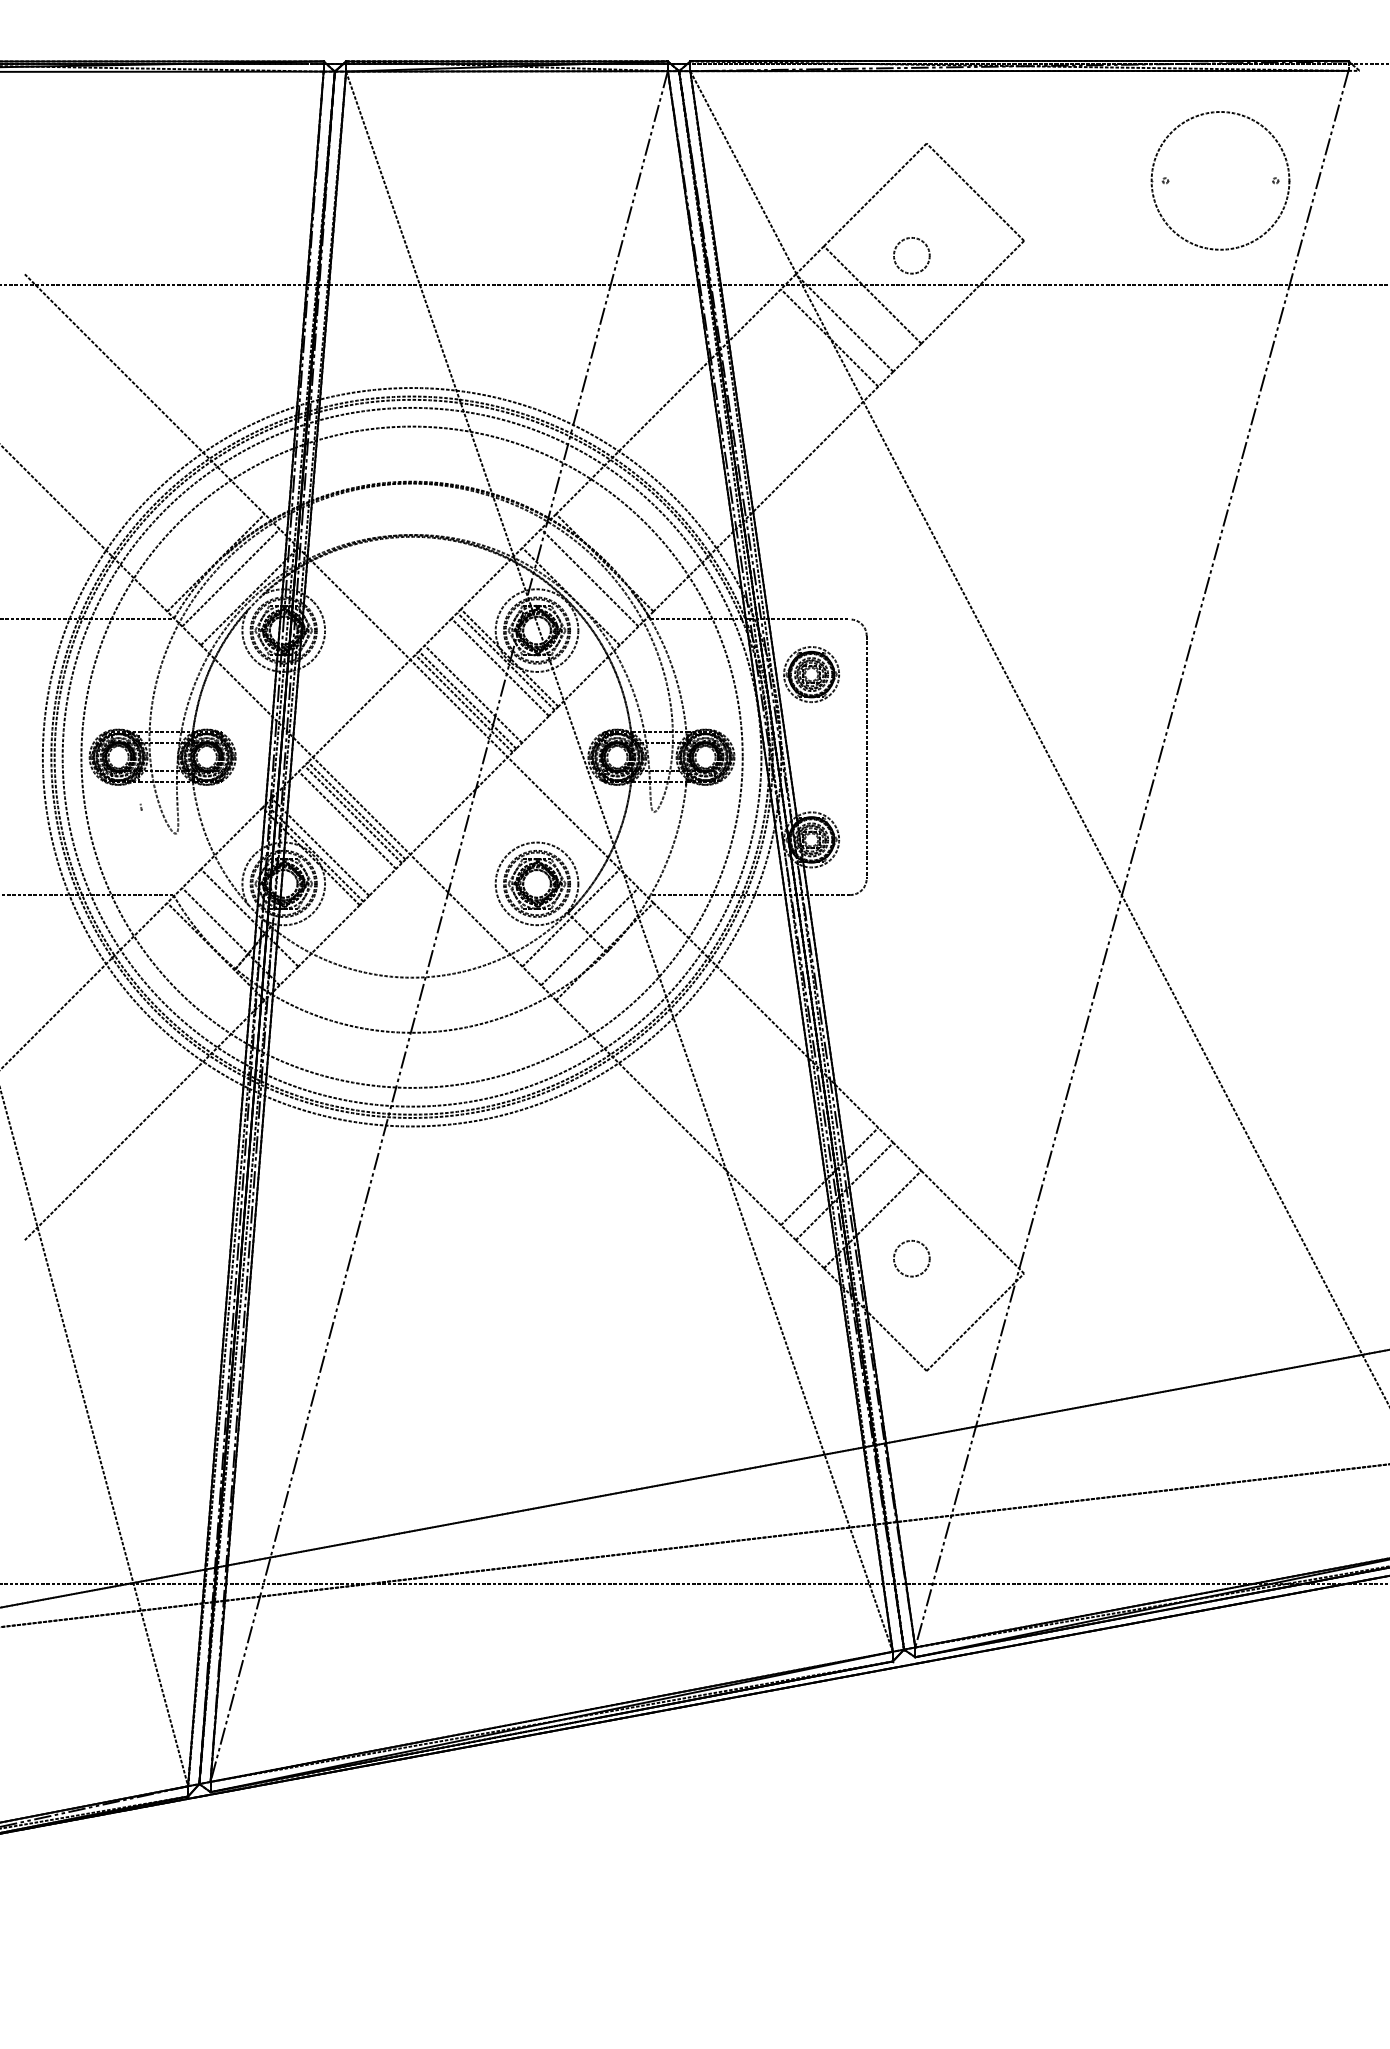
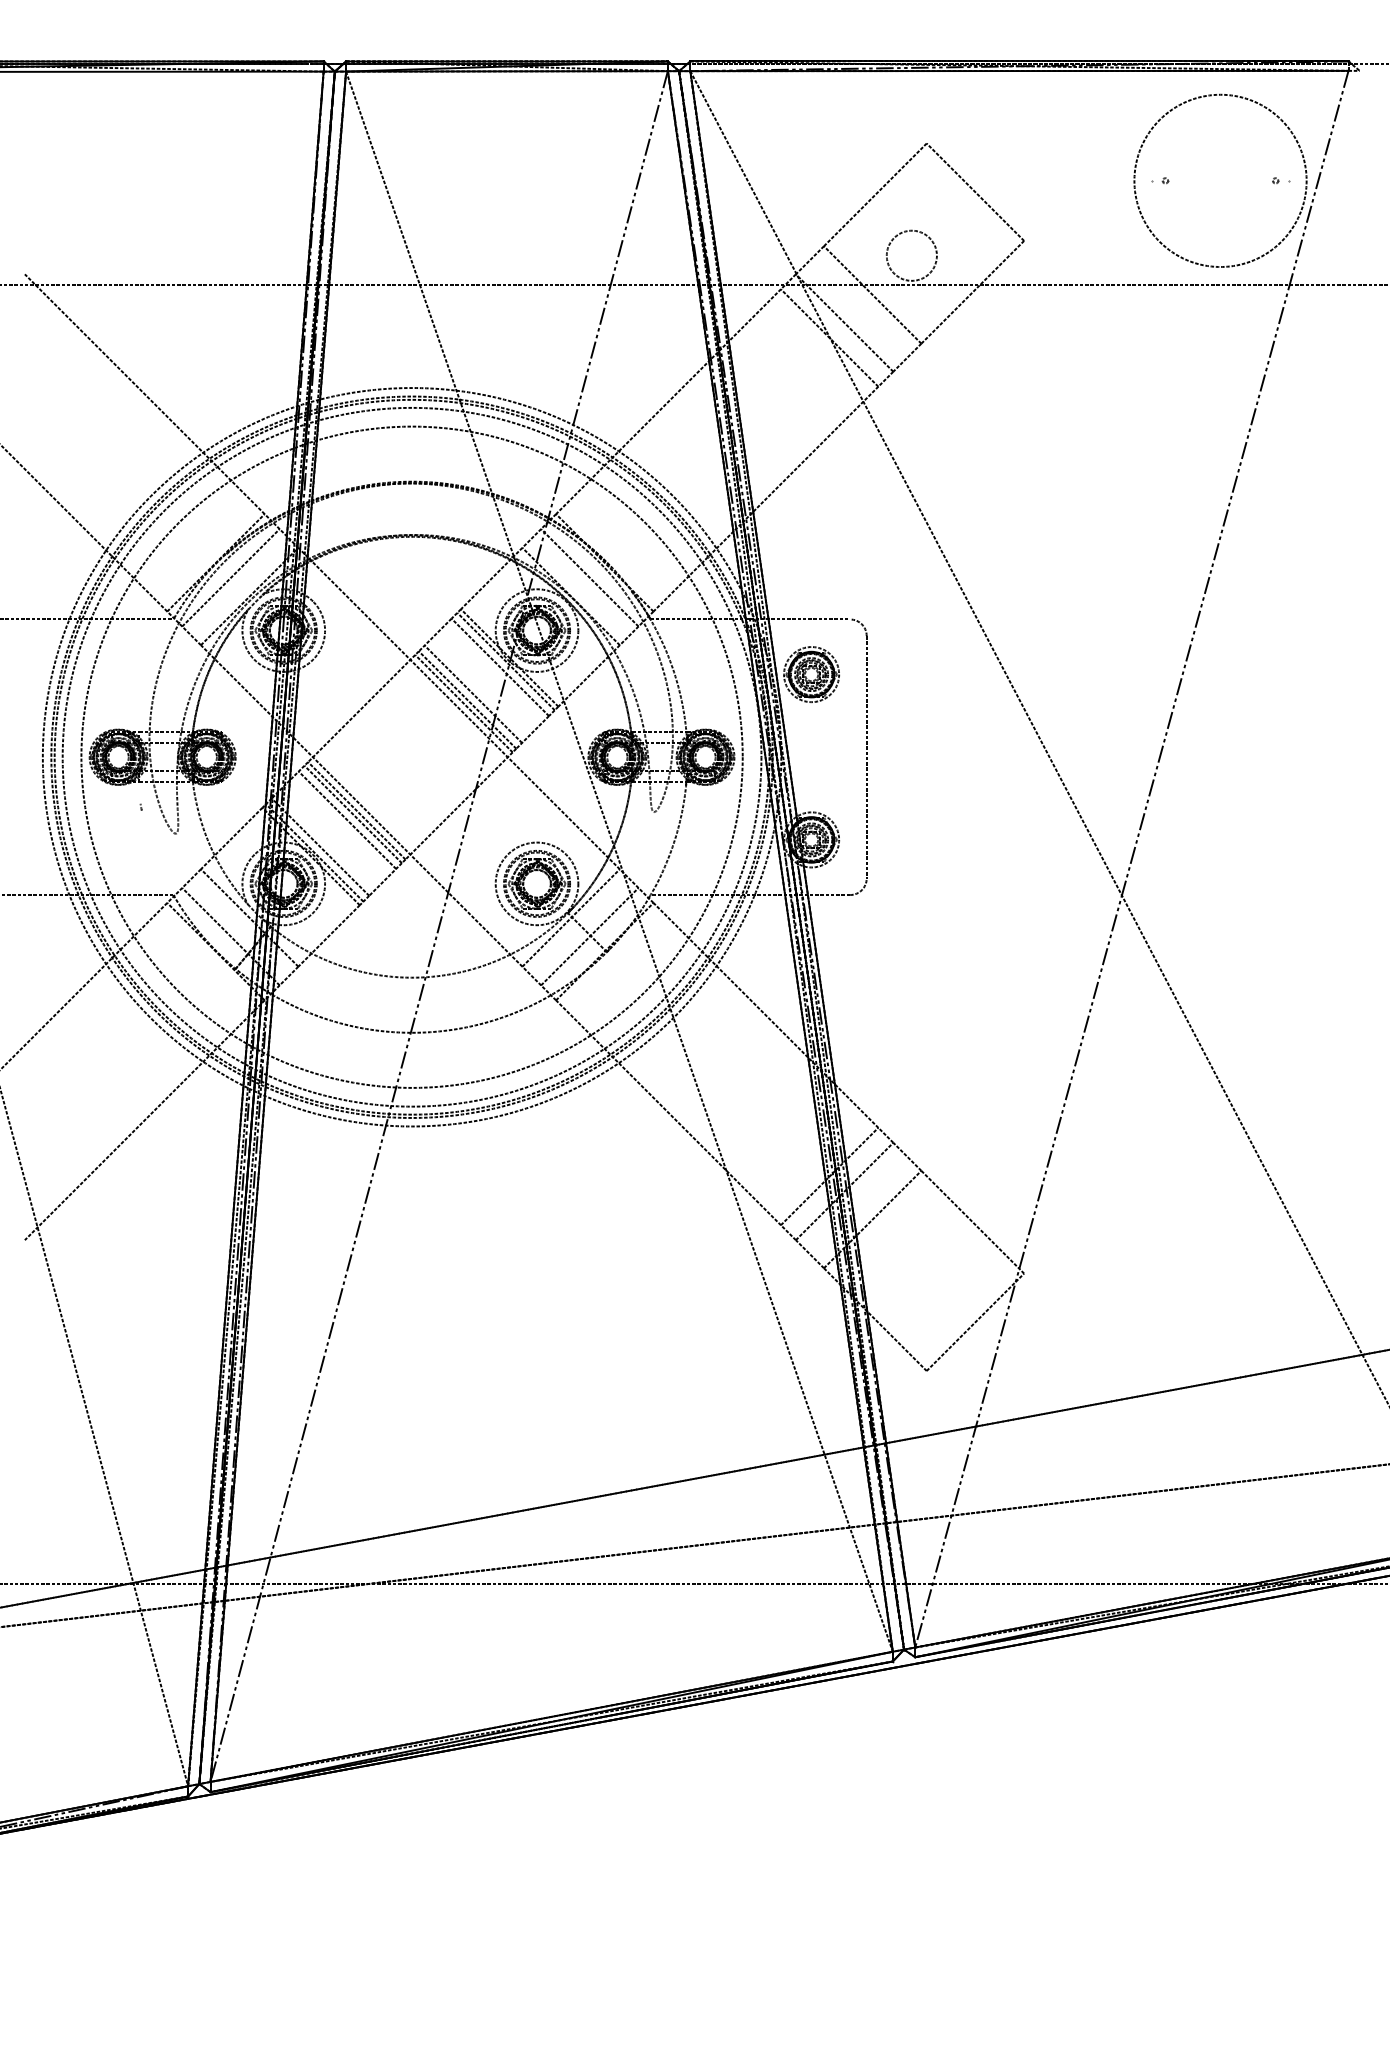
circle diameter: 138 px -> 172 px (1220, 180)
circle diameter: 36 px -> 50 px (911, 255)
circle: present -> none (911, 1258)
